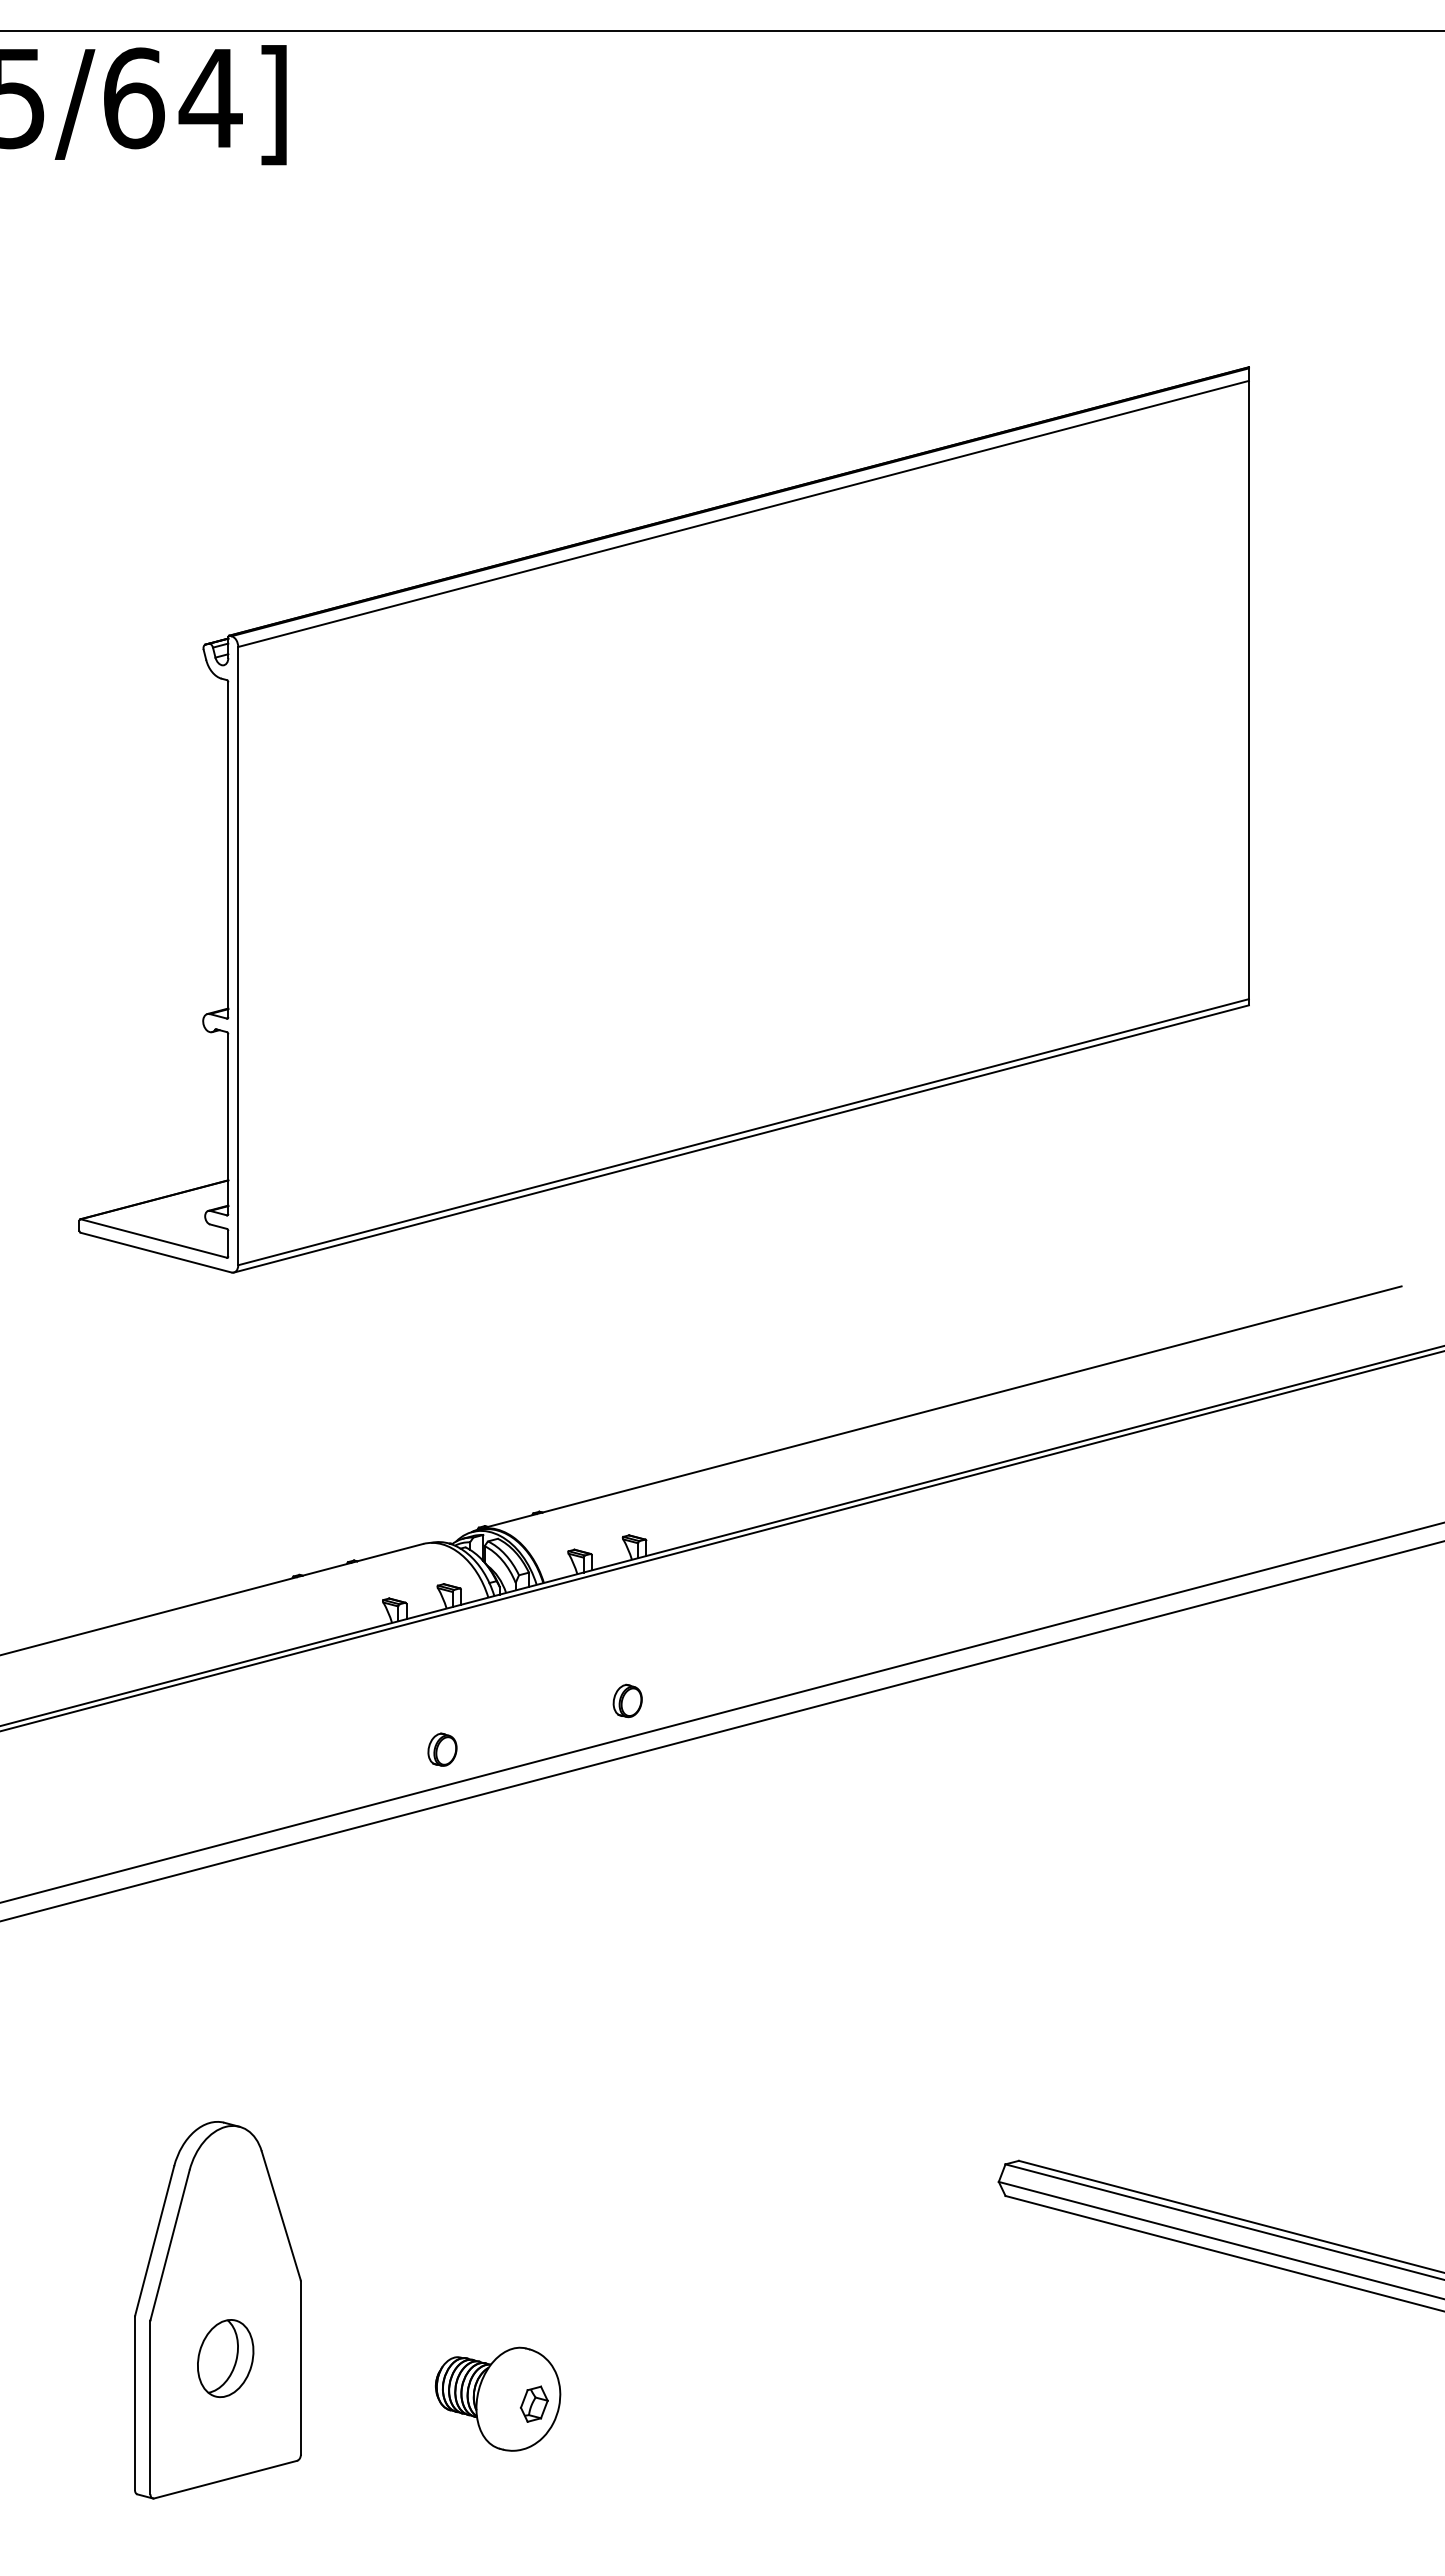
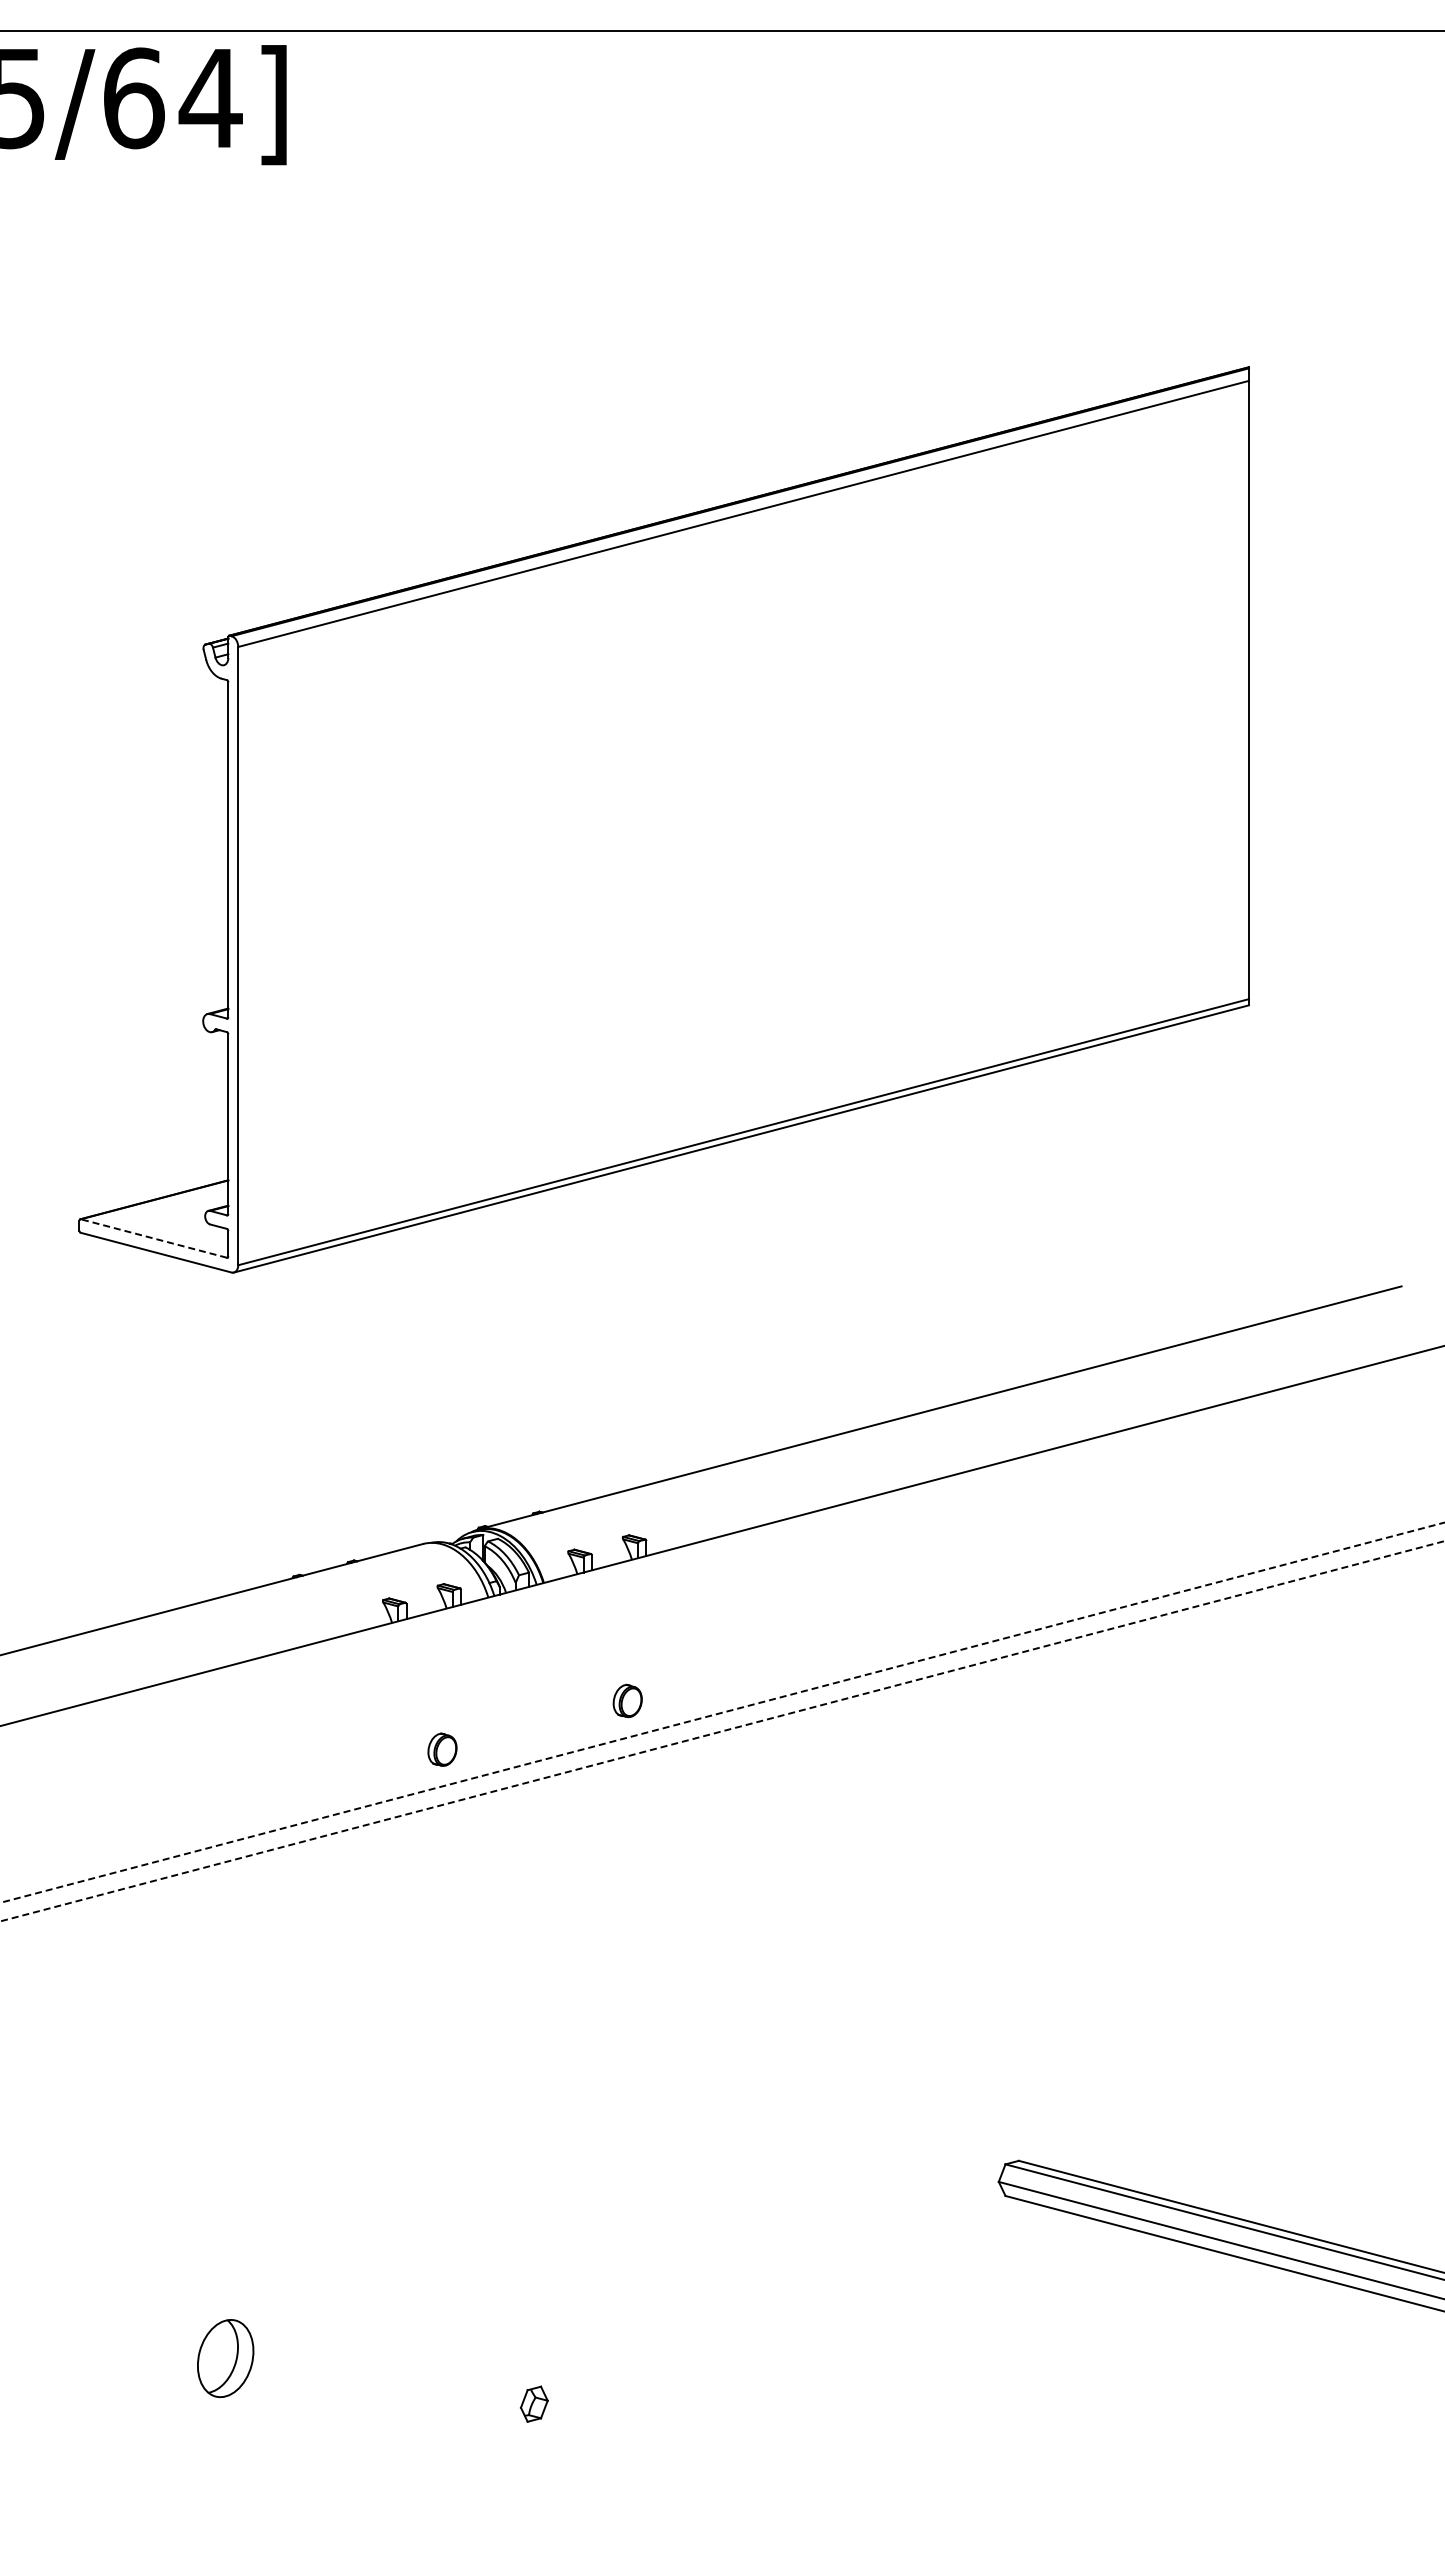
line: solid -> dashed (153, 1238)
line: present -> none (721, 1540)
line: solid -> dashed (722, 1712)
line: solid -> dashed (723, 1731)
part: present -> none (217, 2310)
part: present -> none (498, 2398)
